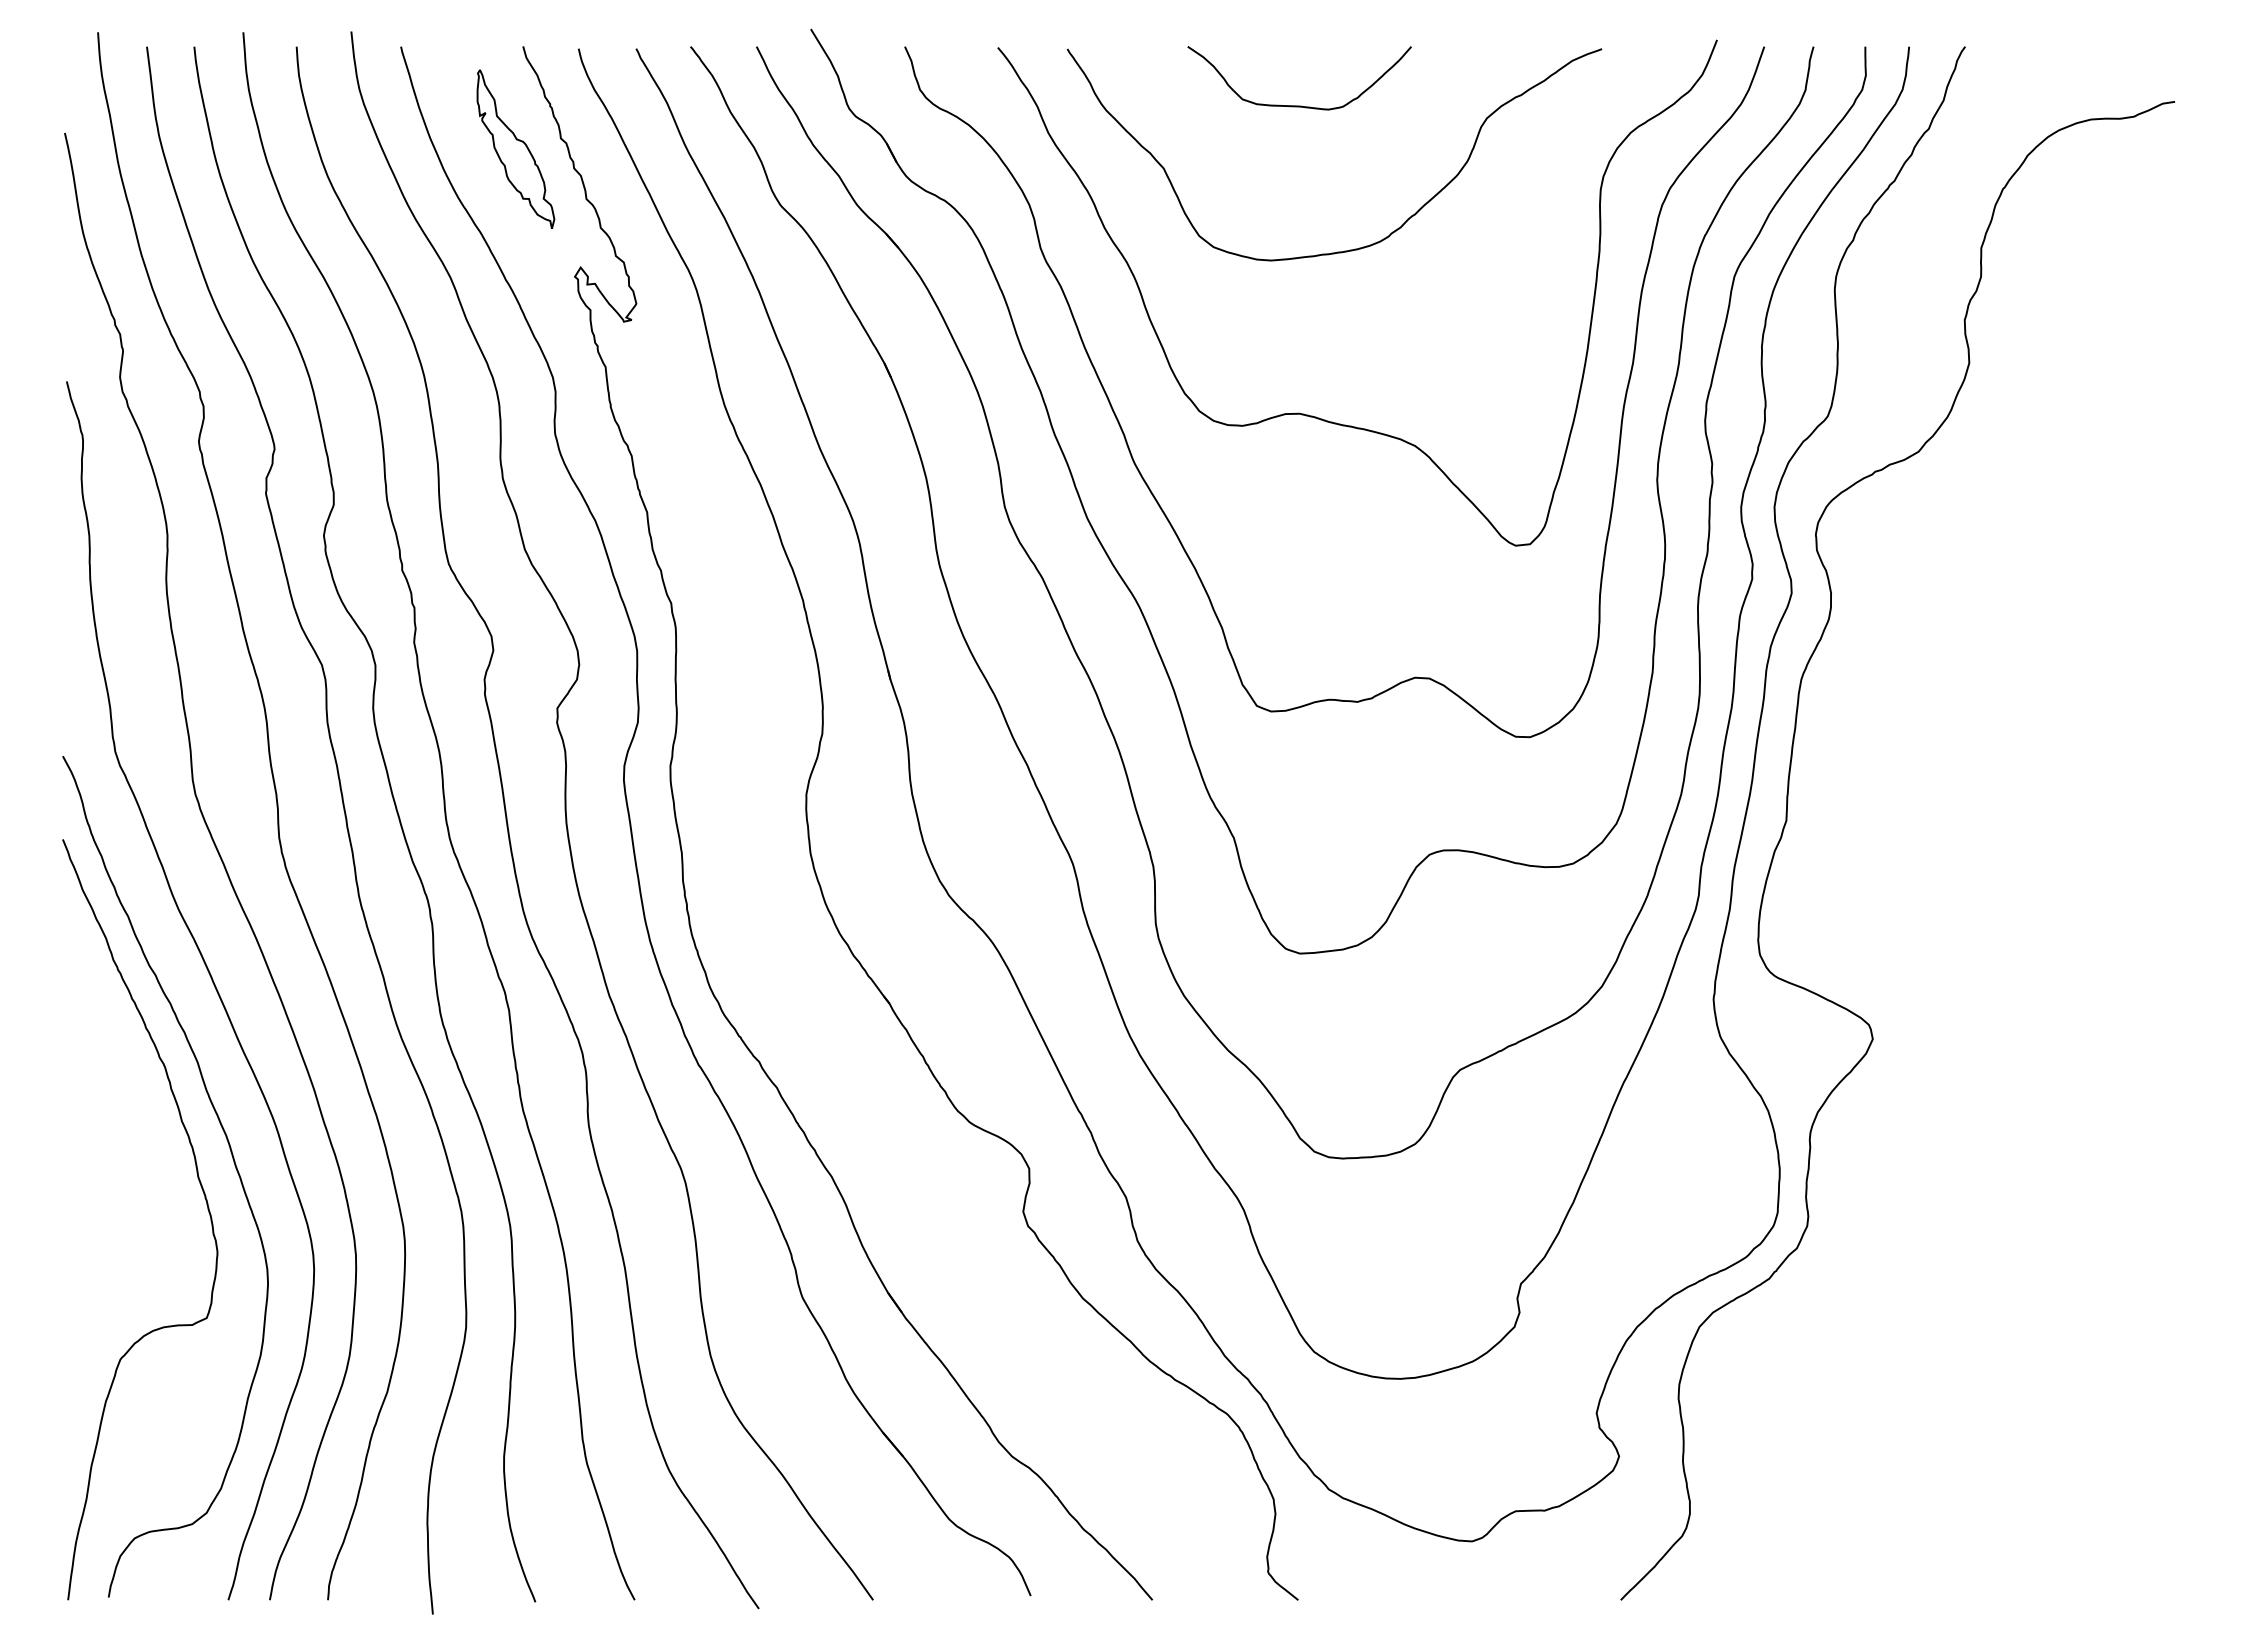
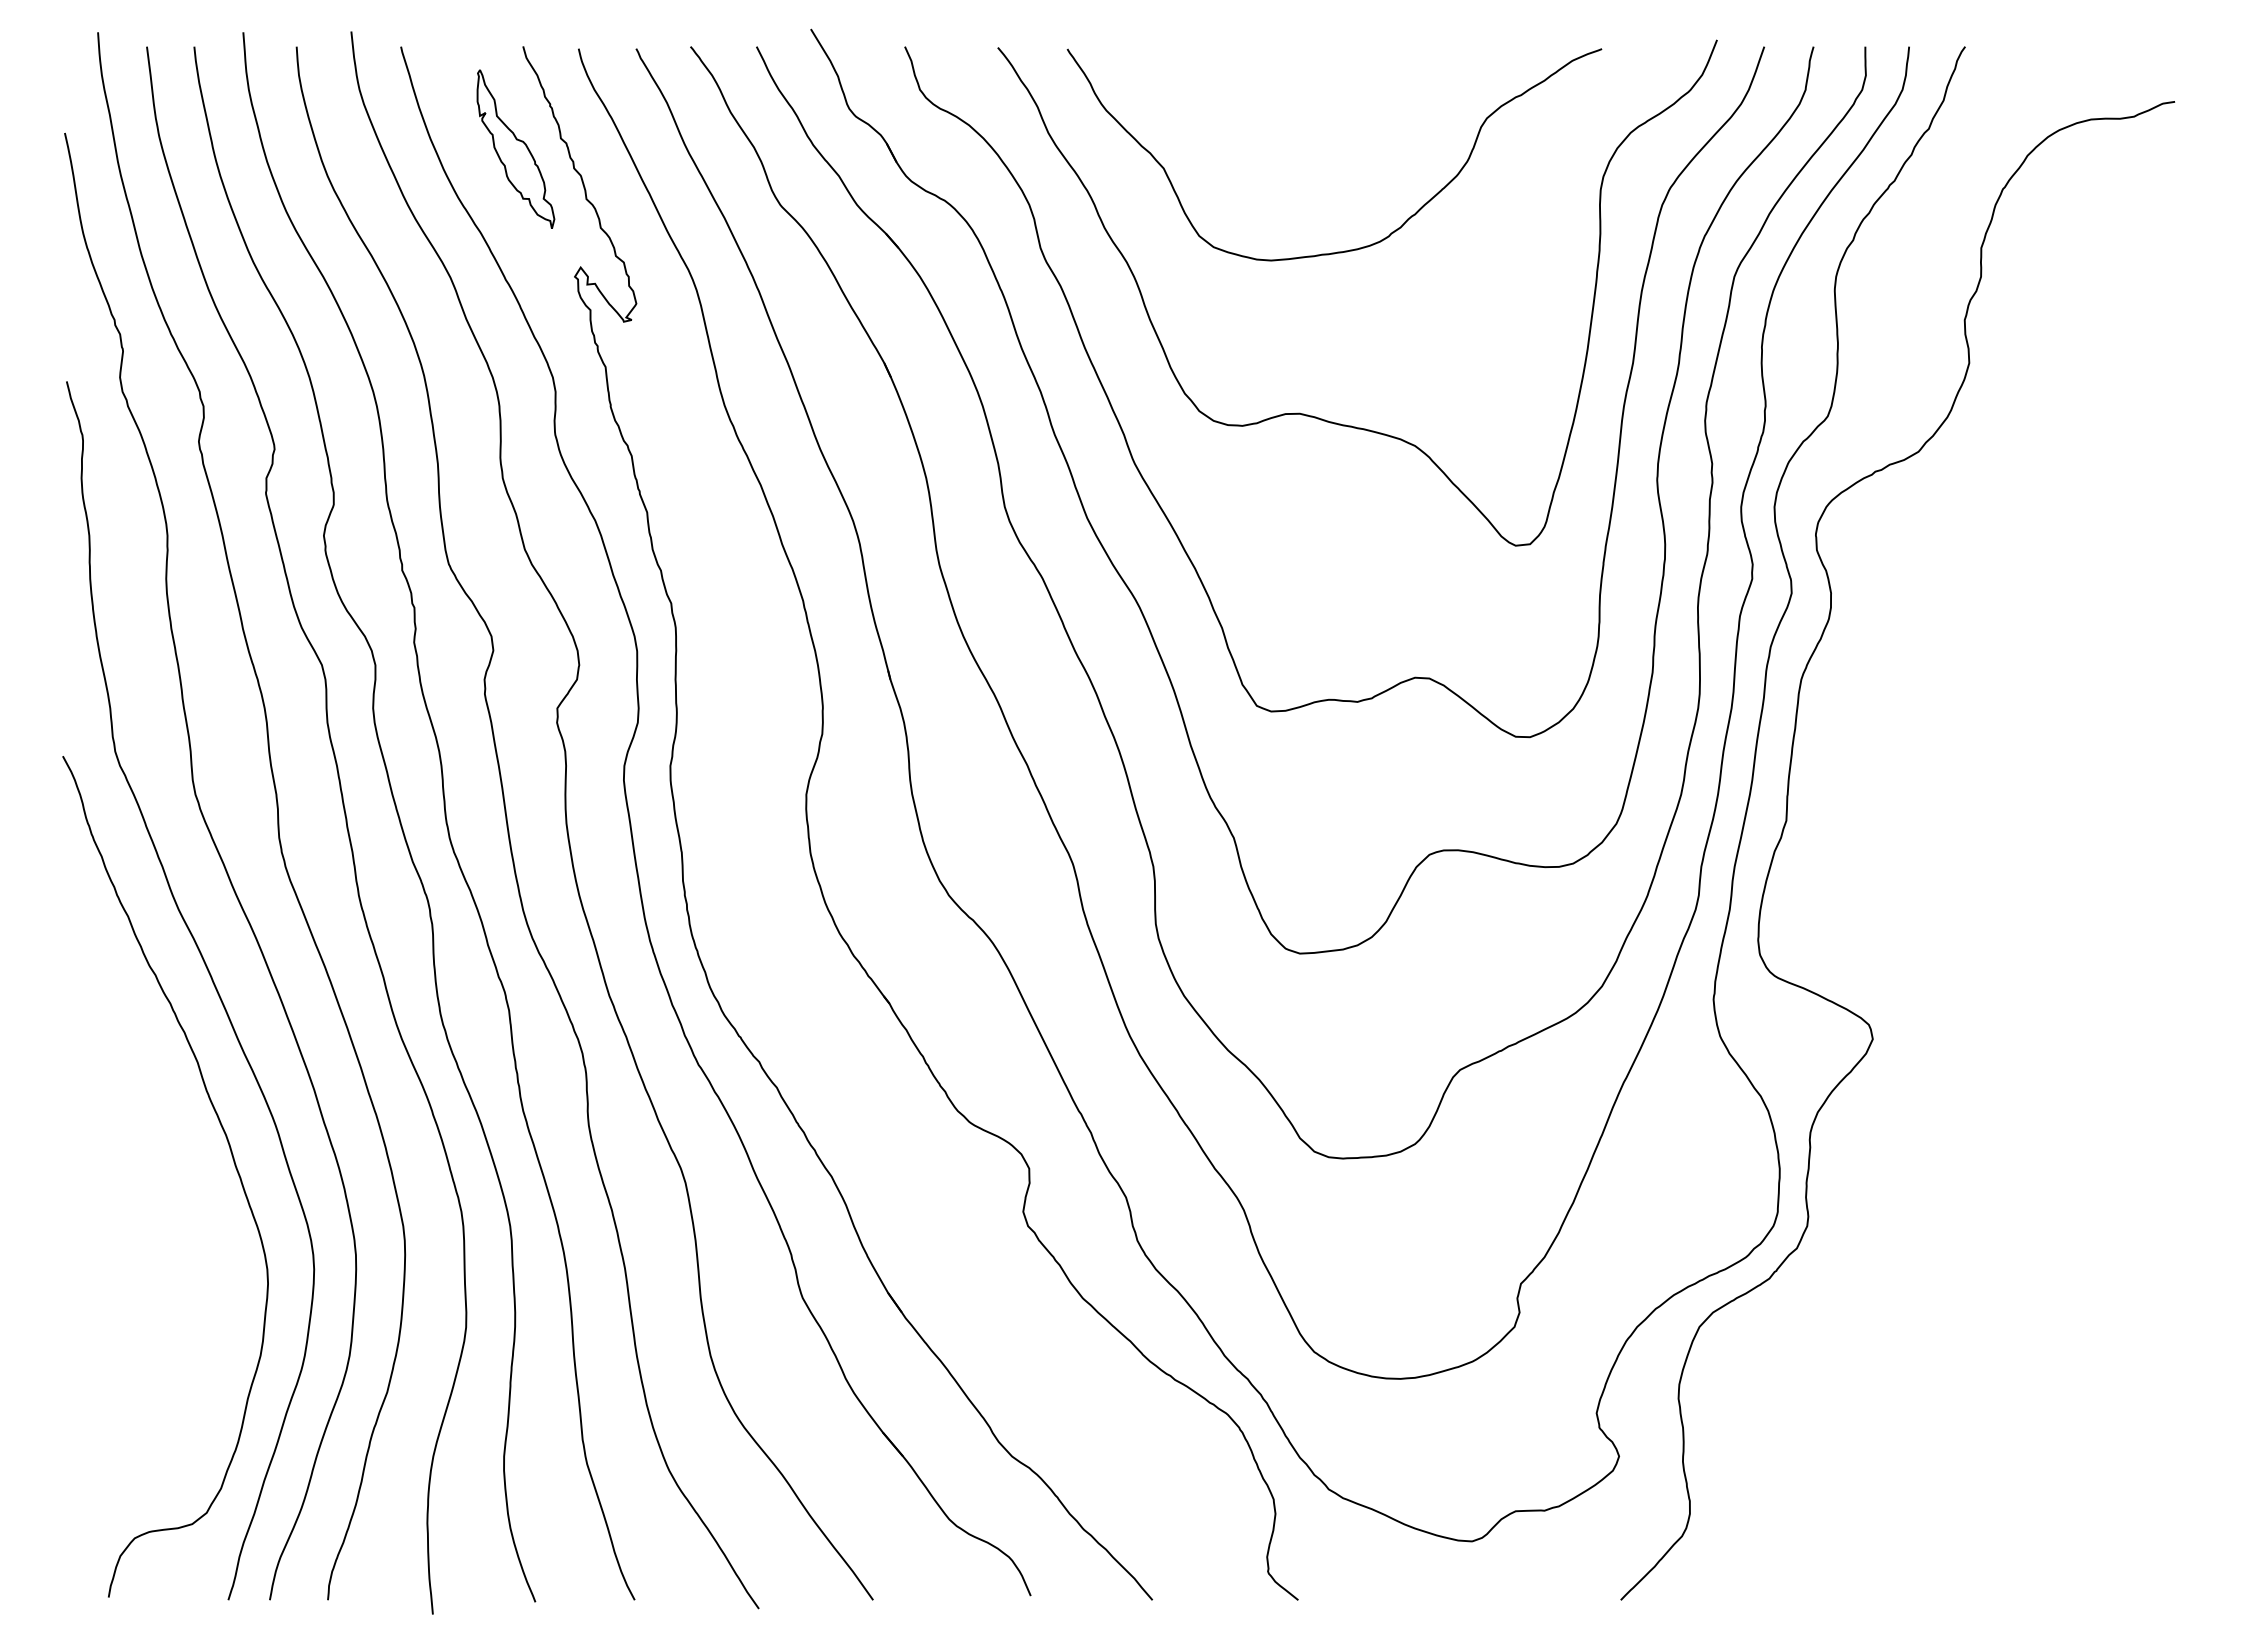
curve: present -> none (1299, 105)
curve: present -> none (204, 1198)
